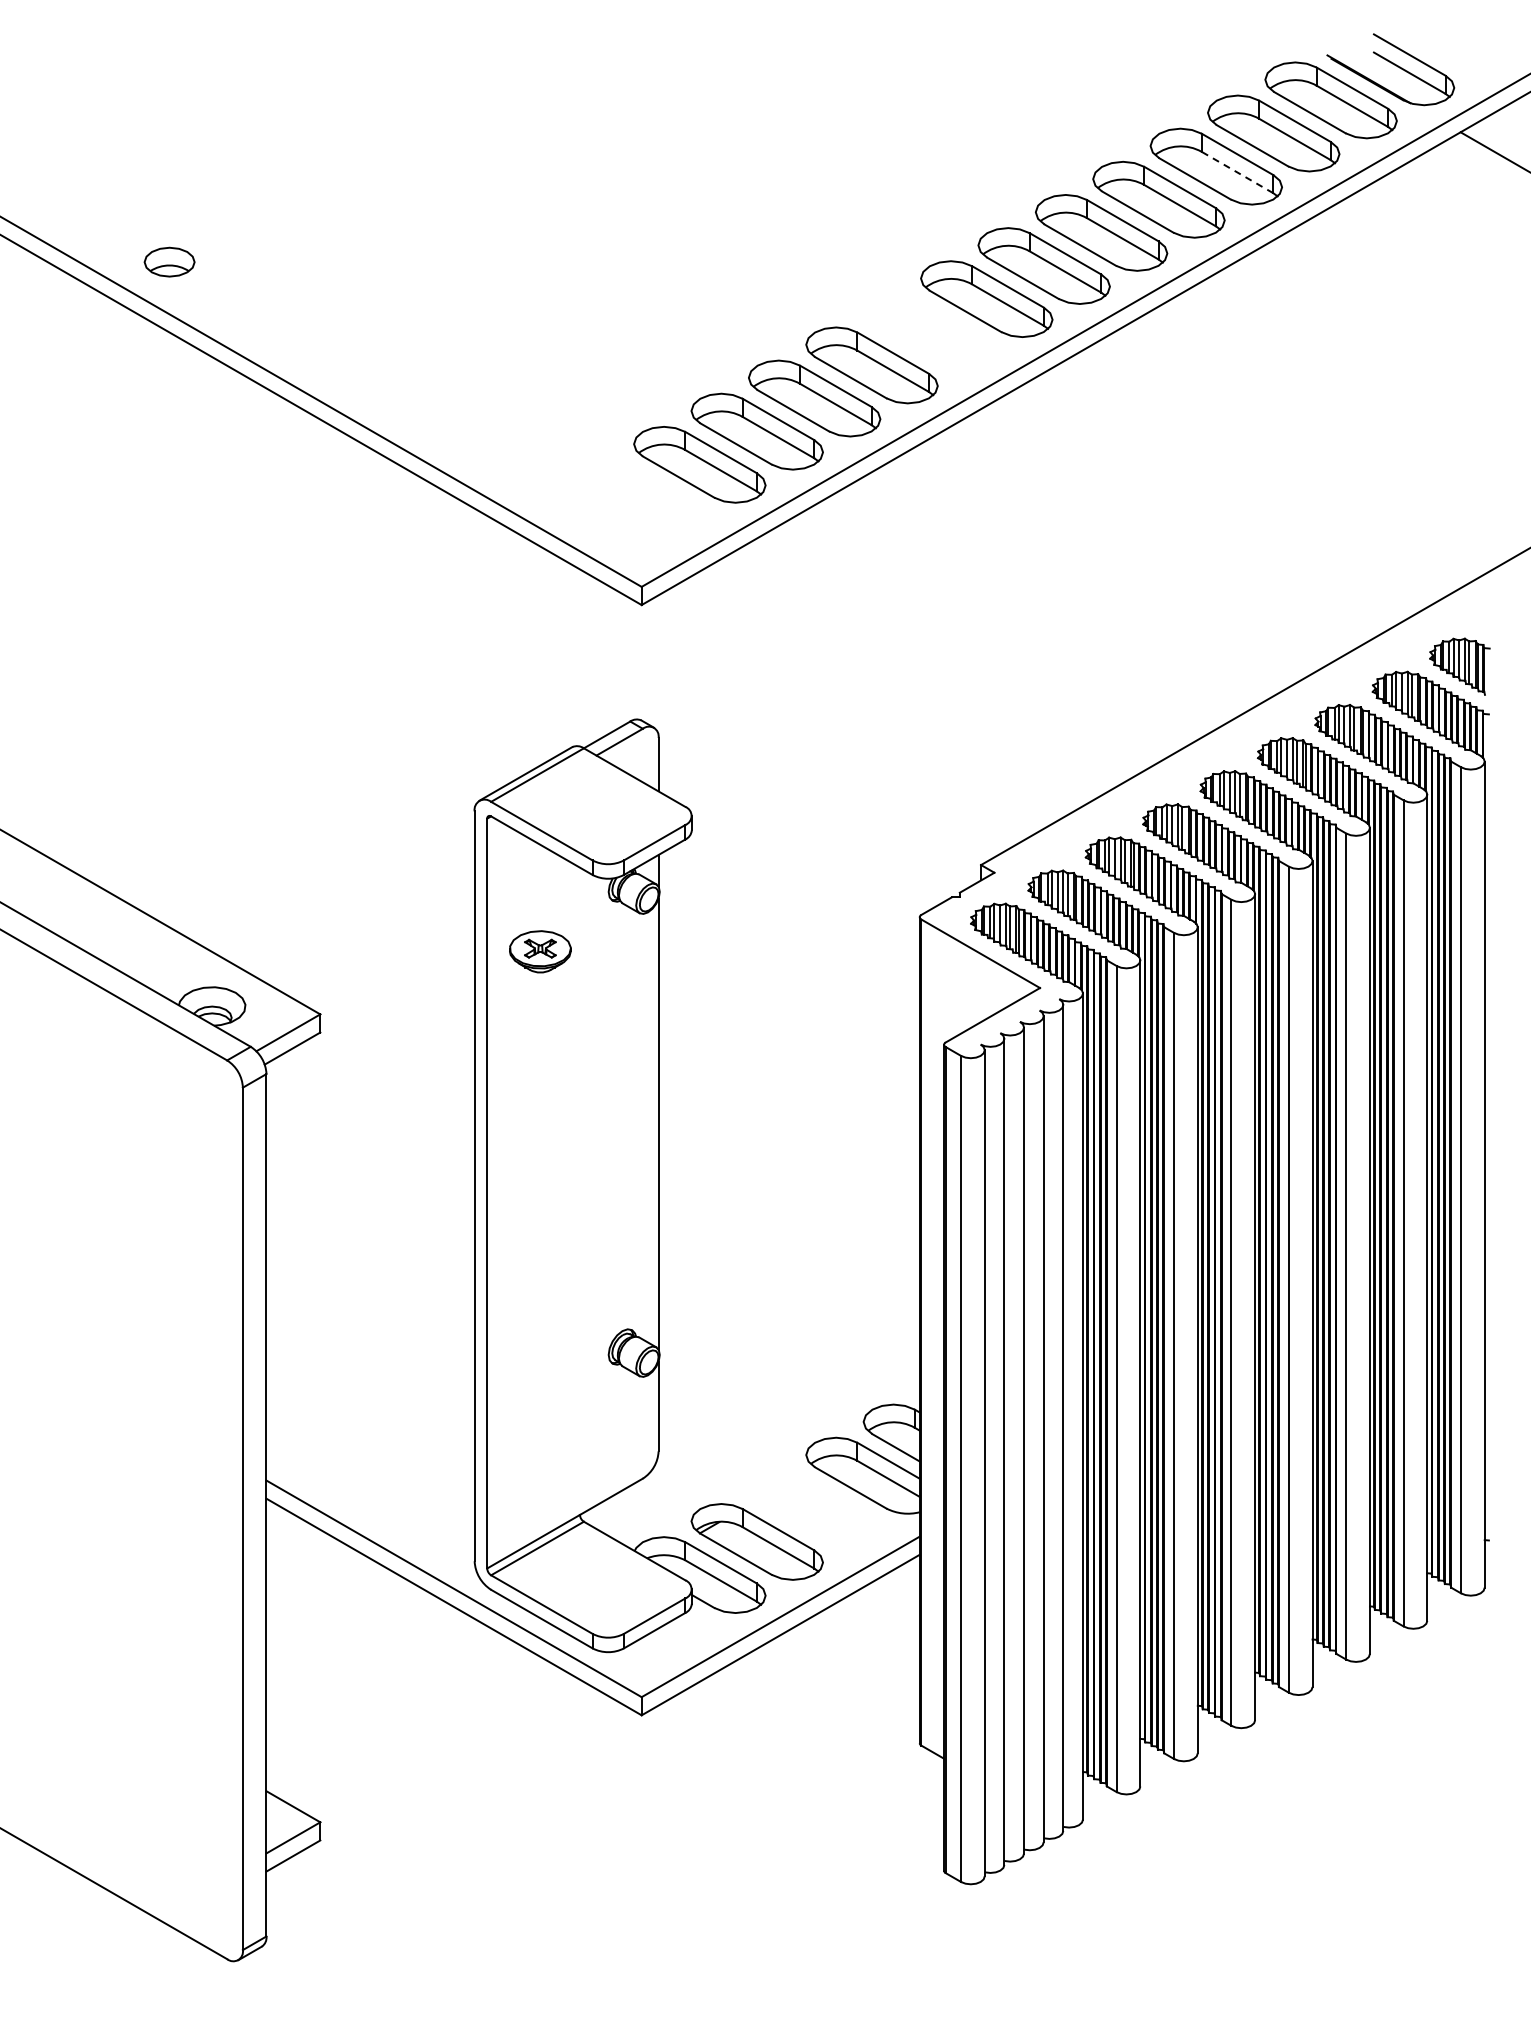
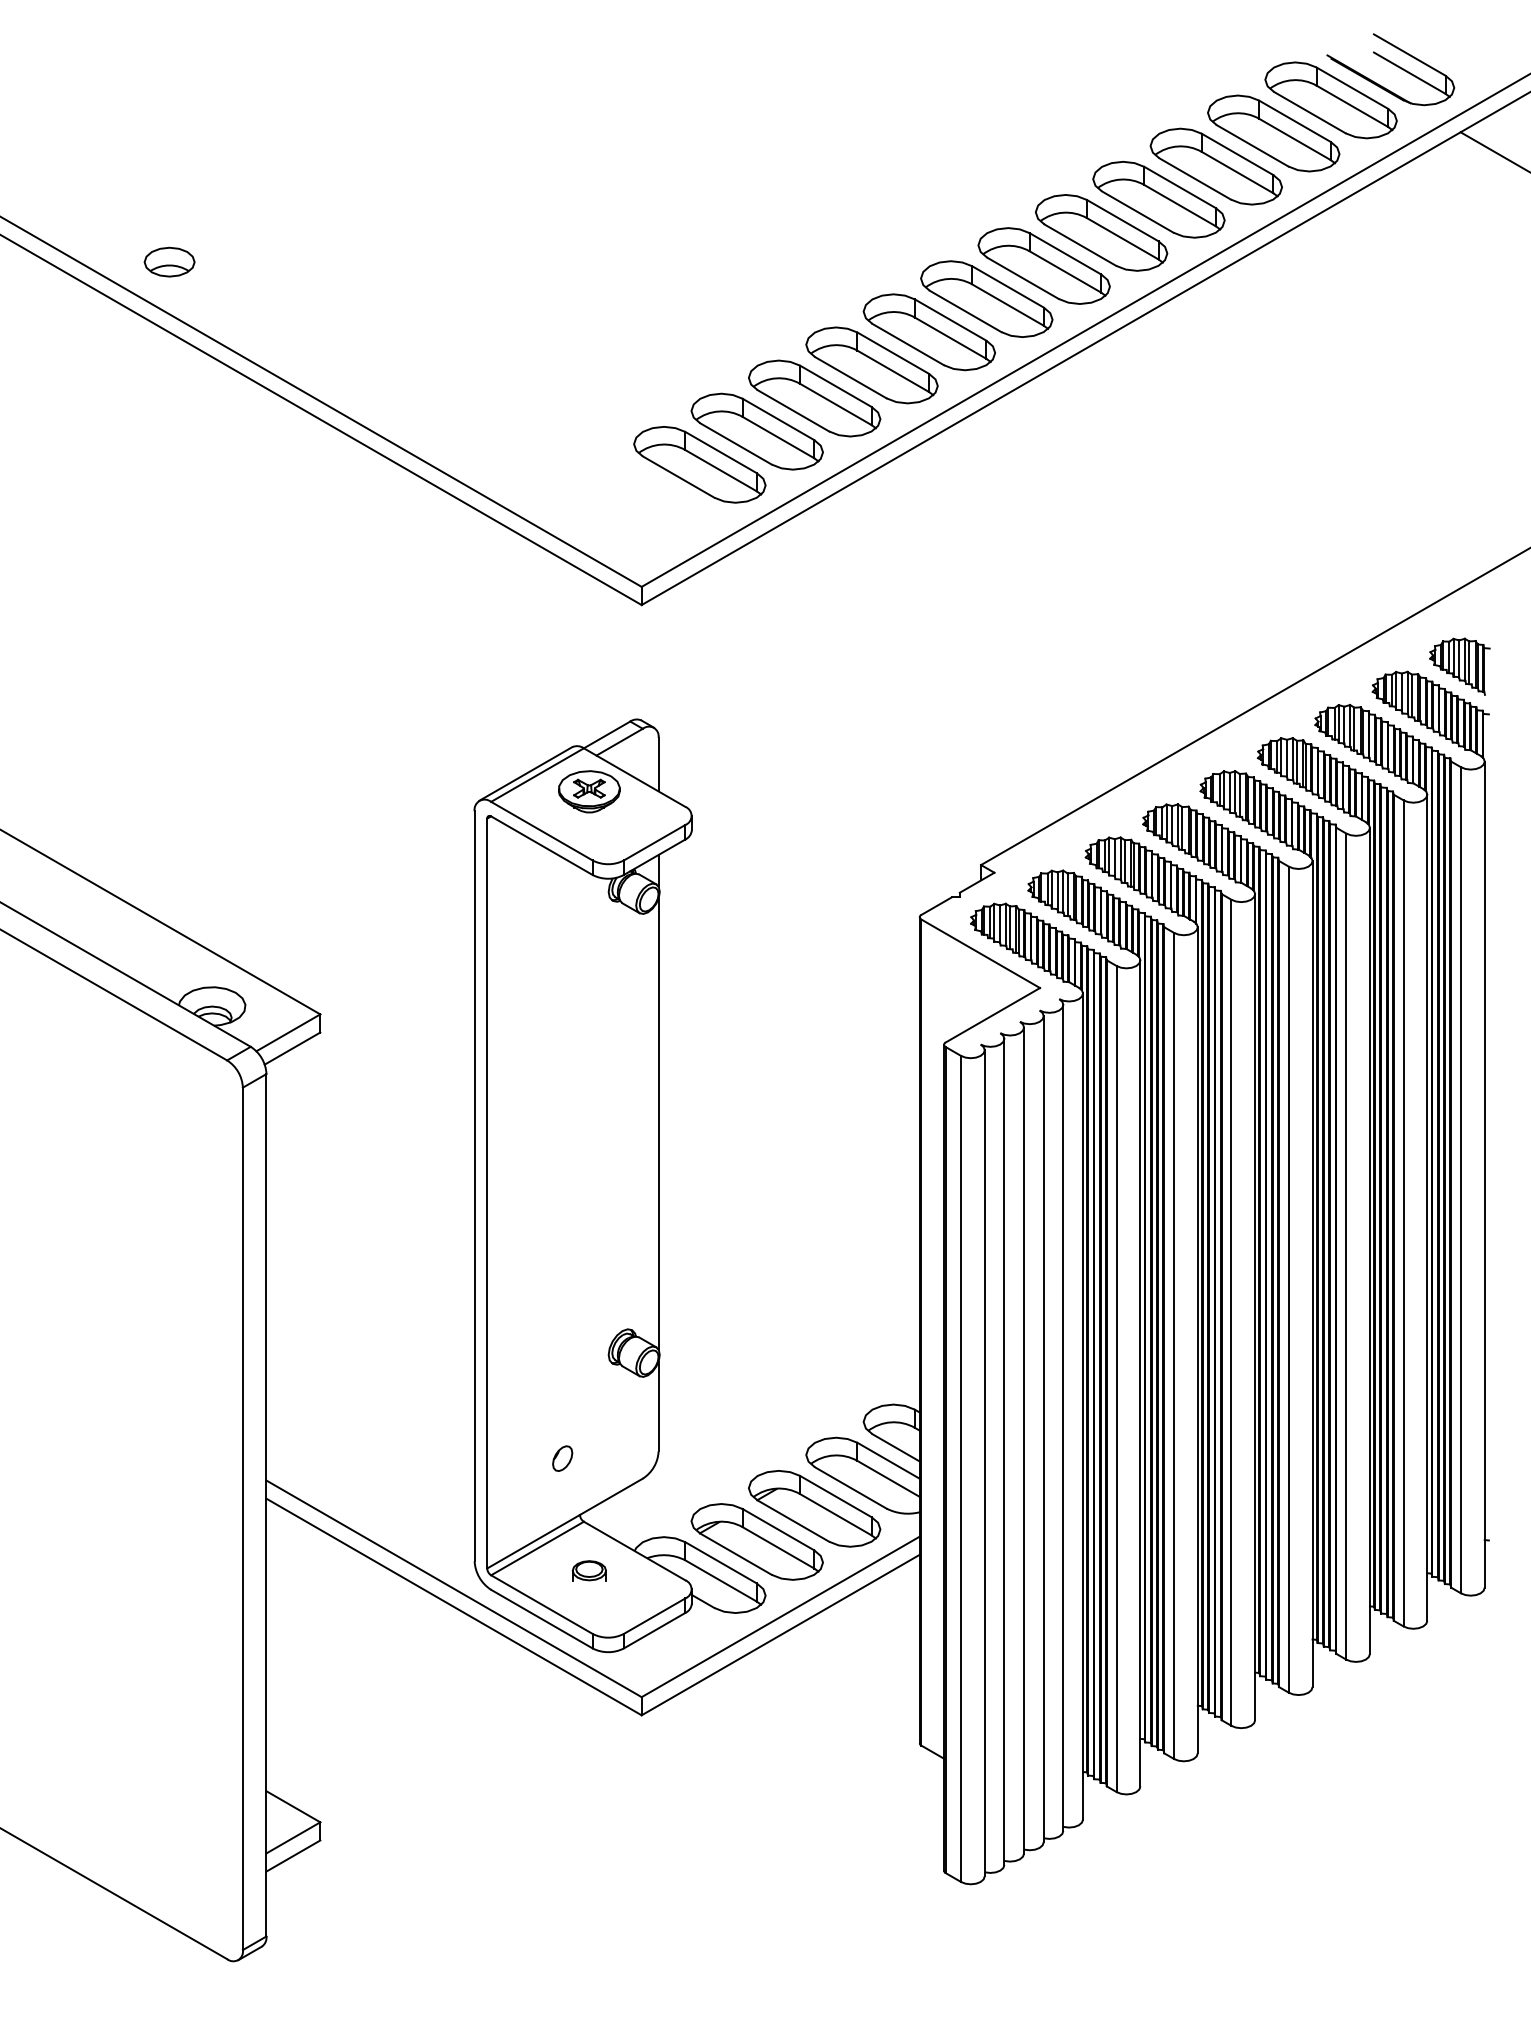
line: dashed -> solid (1237, 172)
part: none -> present (928, 332)
part position: (540, 951) -> (589, 791) (589, 791)
part: none -> present (562, 1458)
part: none -> present (814, 1508)
part: none -> present (588, 1570)
